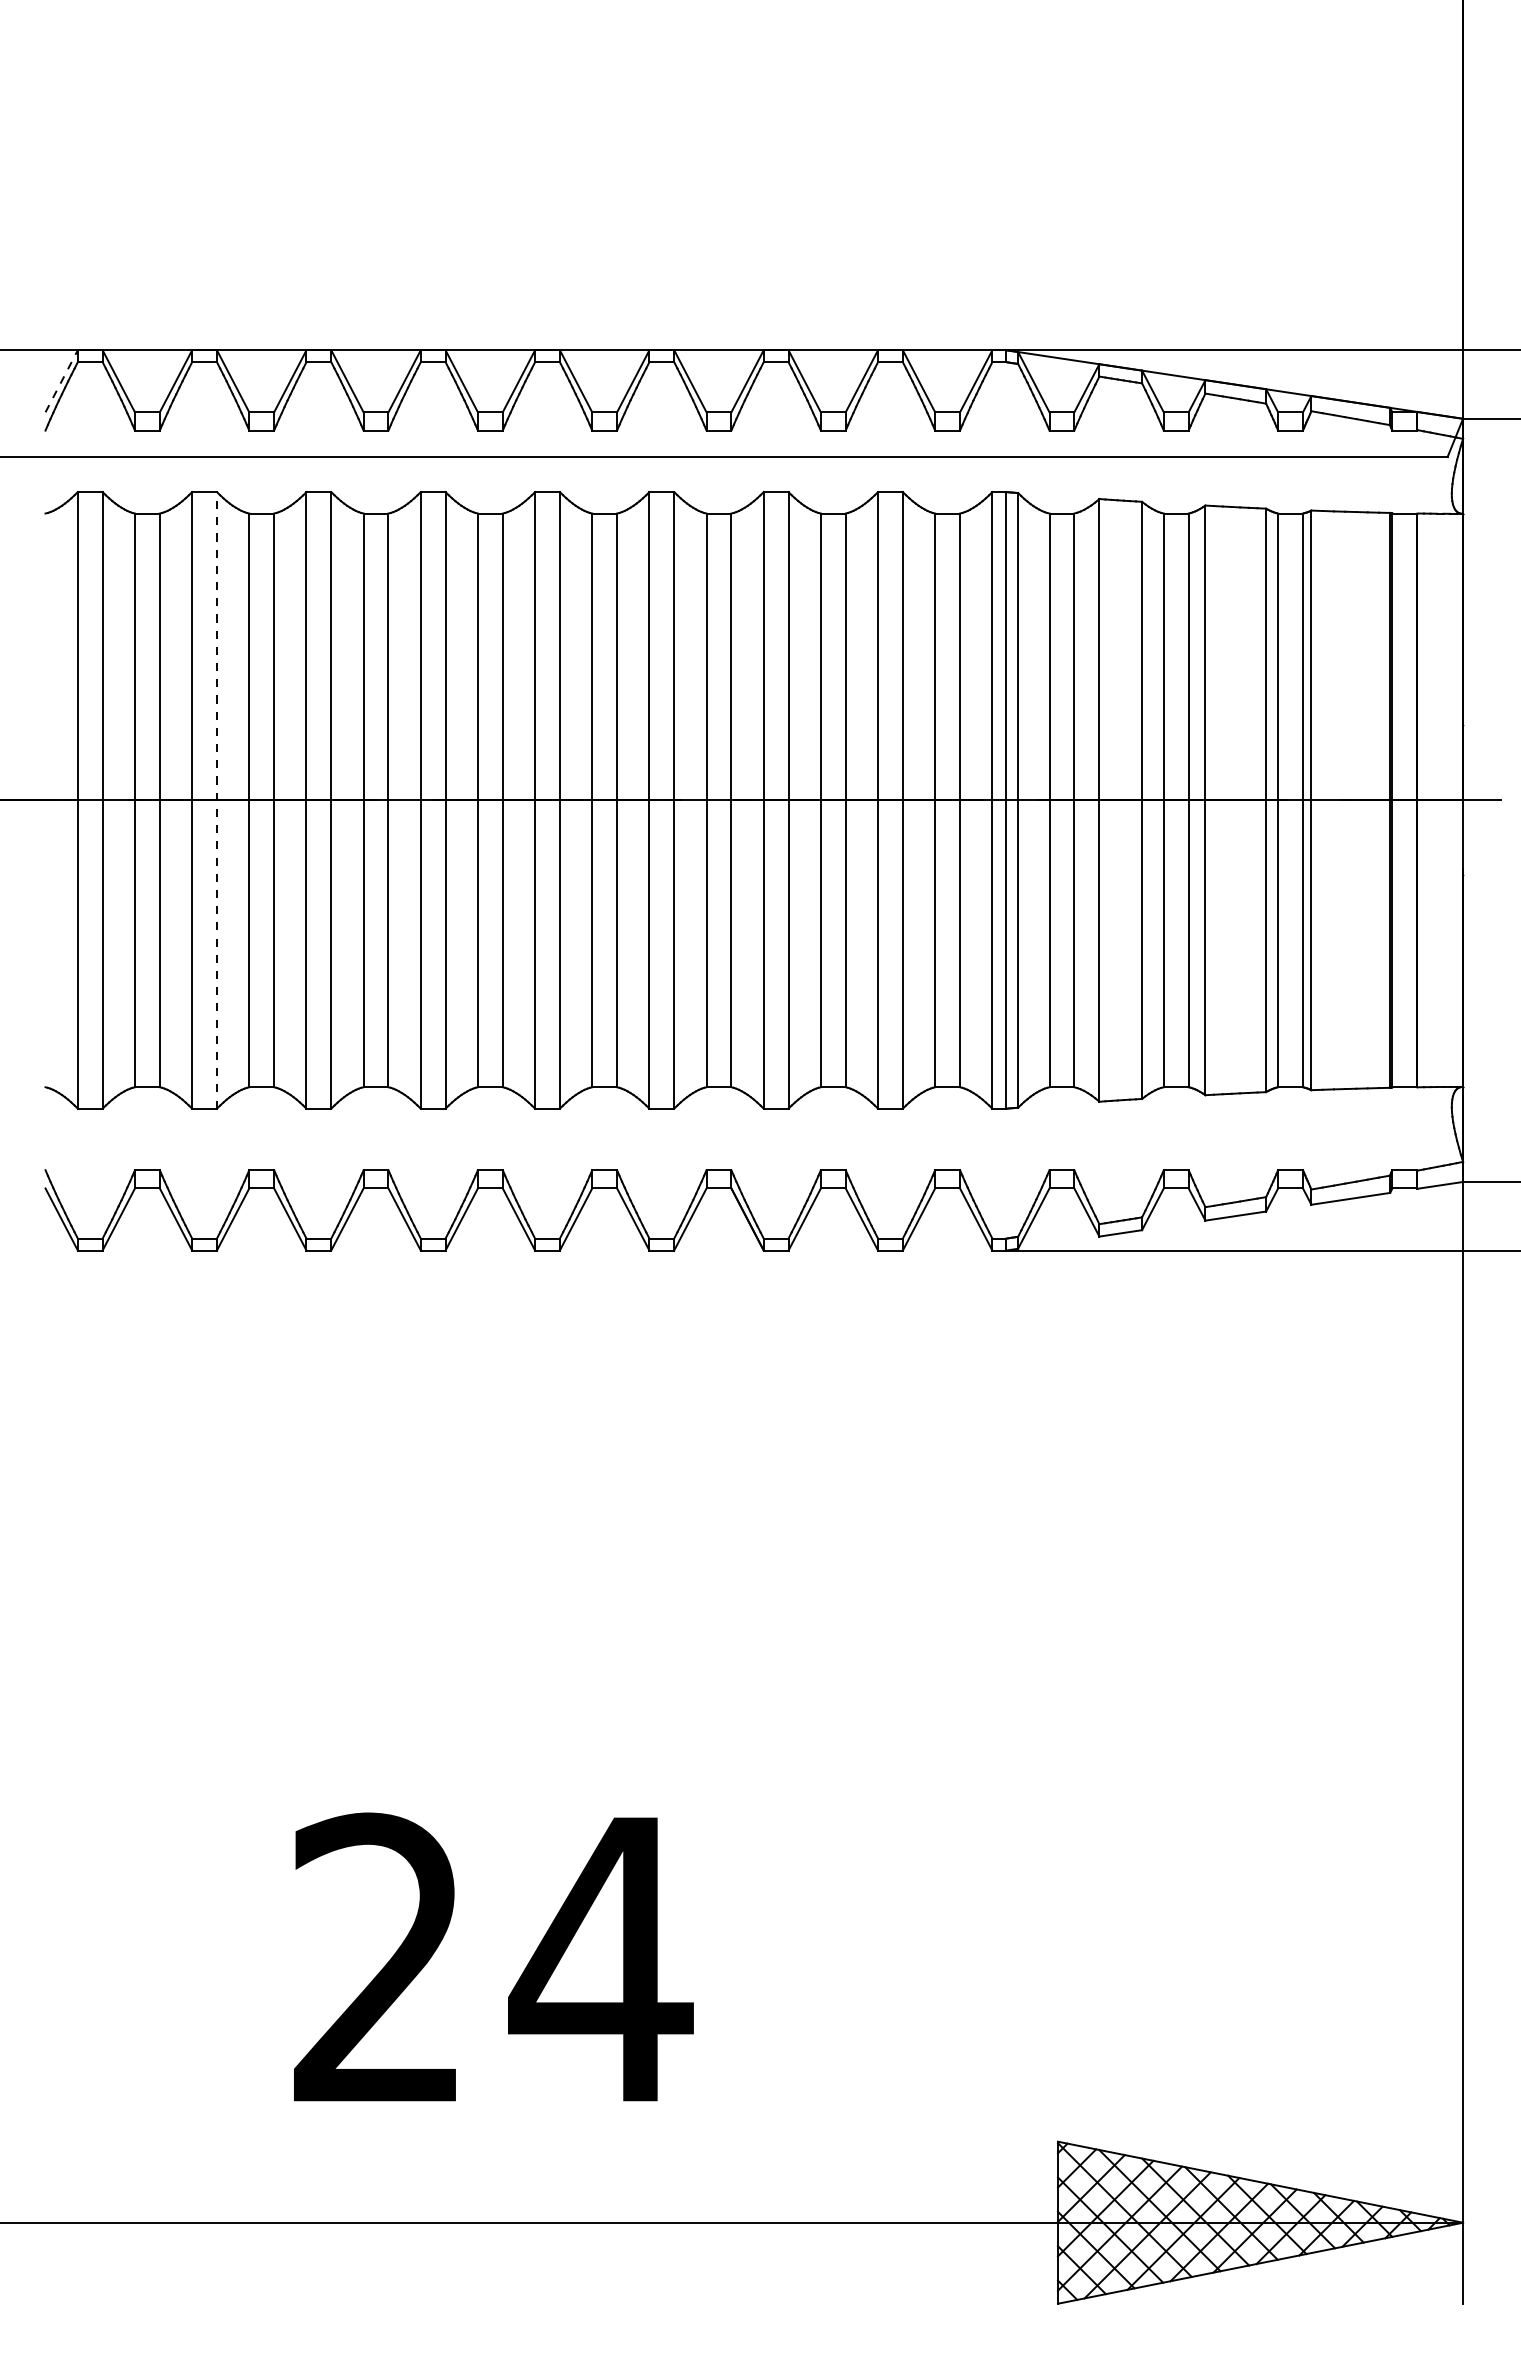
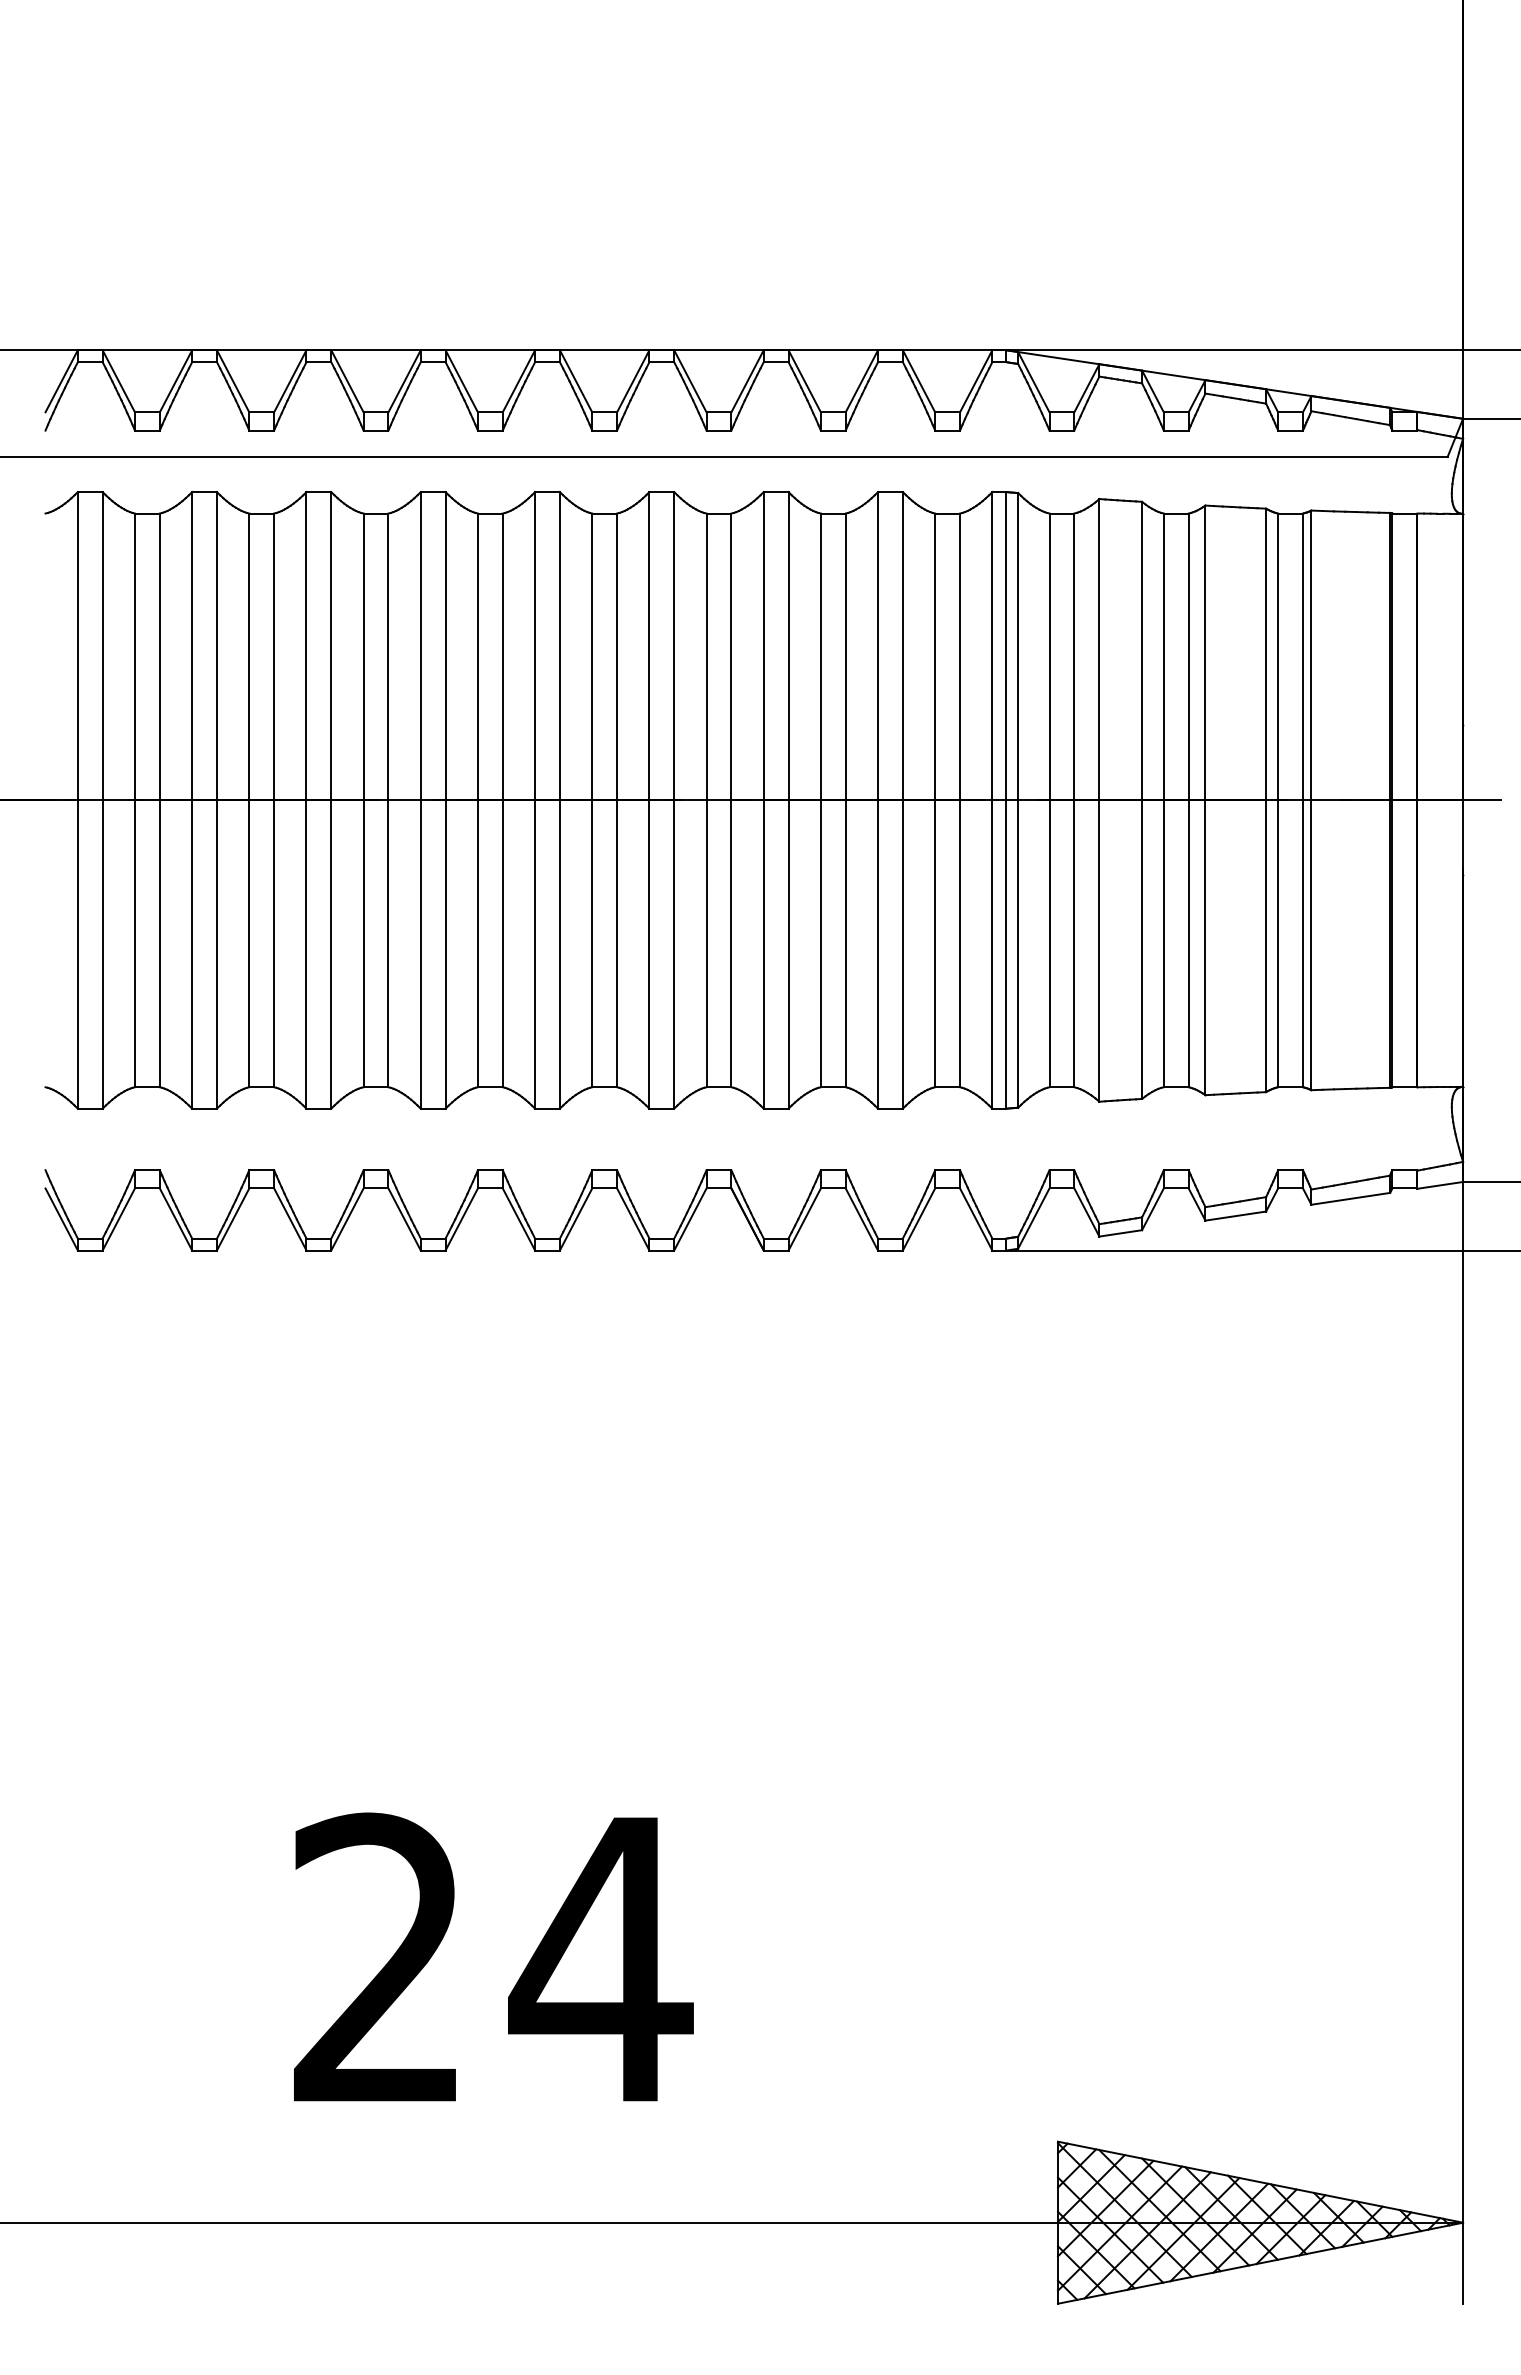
line: dashed -> solid (61, 381)
line: dashed -> solid (216, 799)
